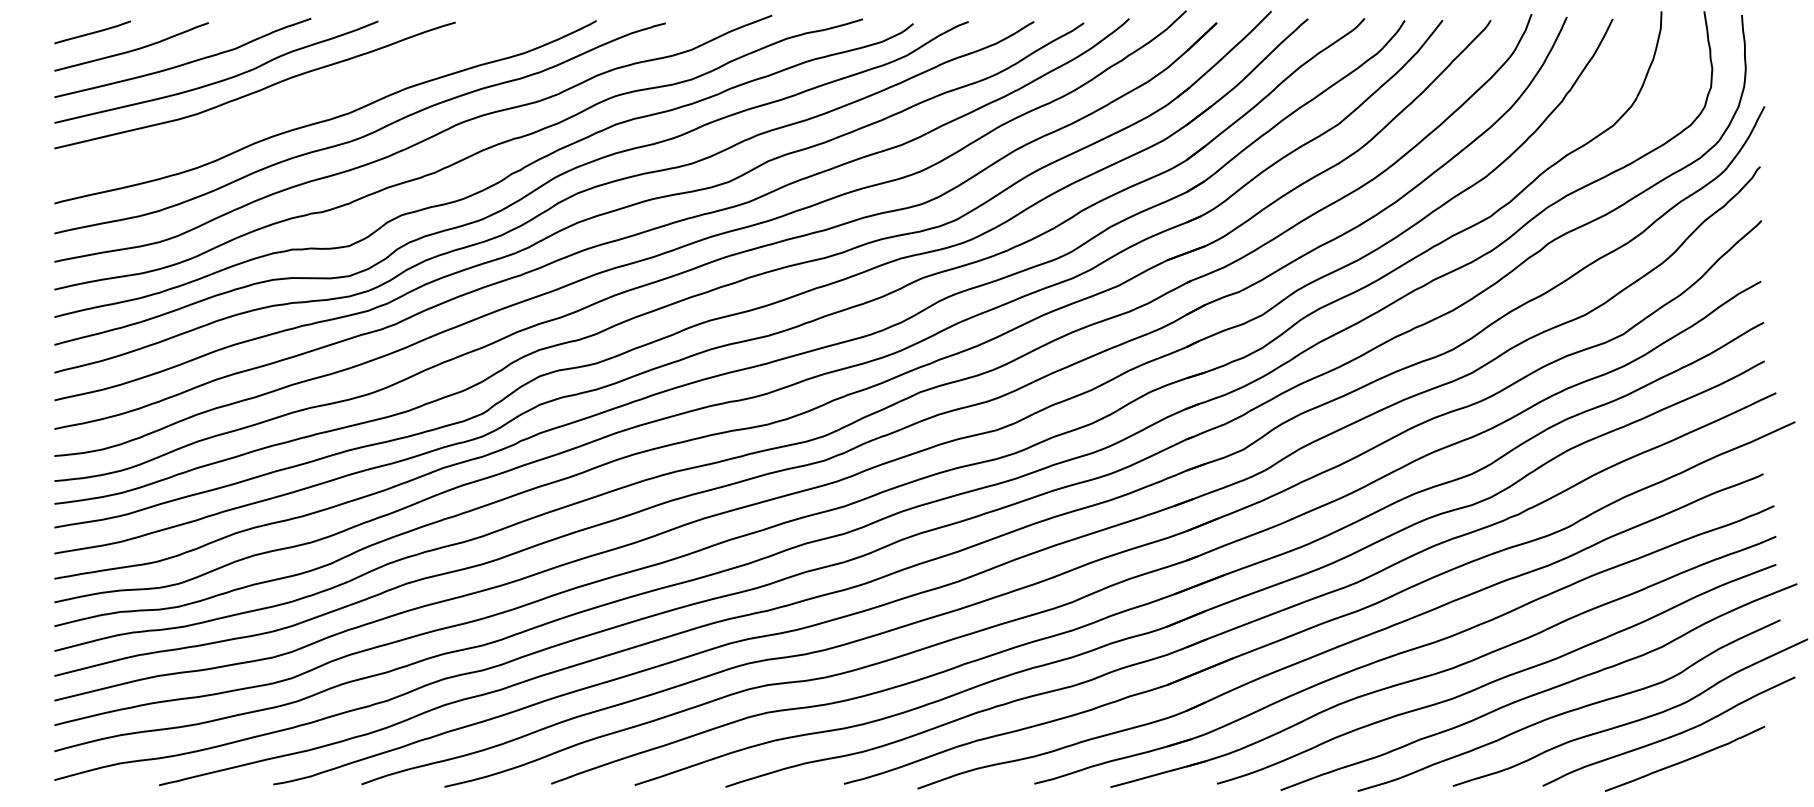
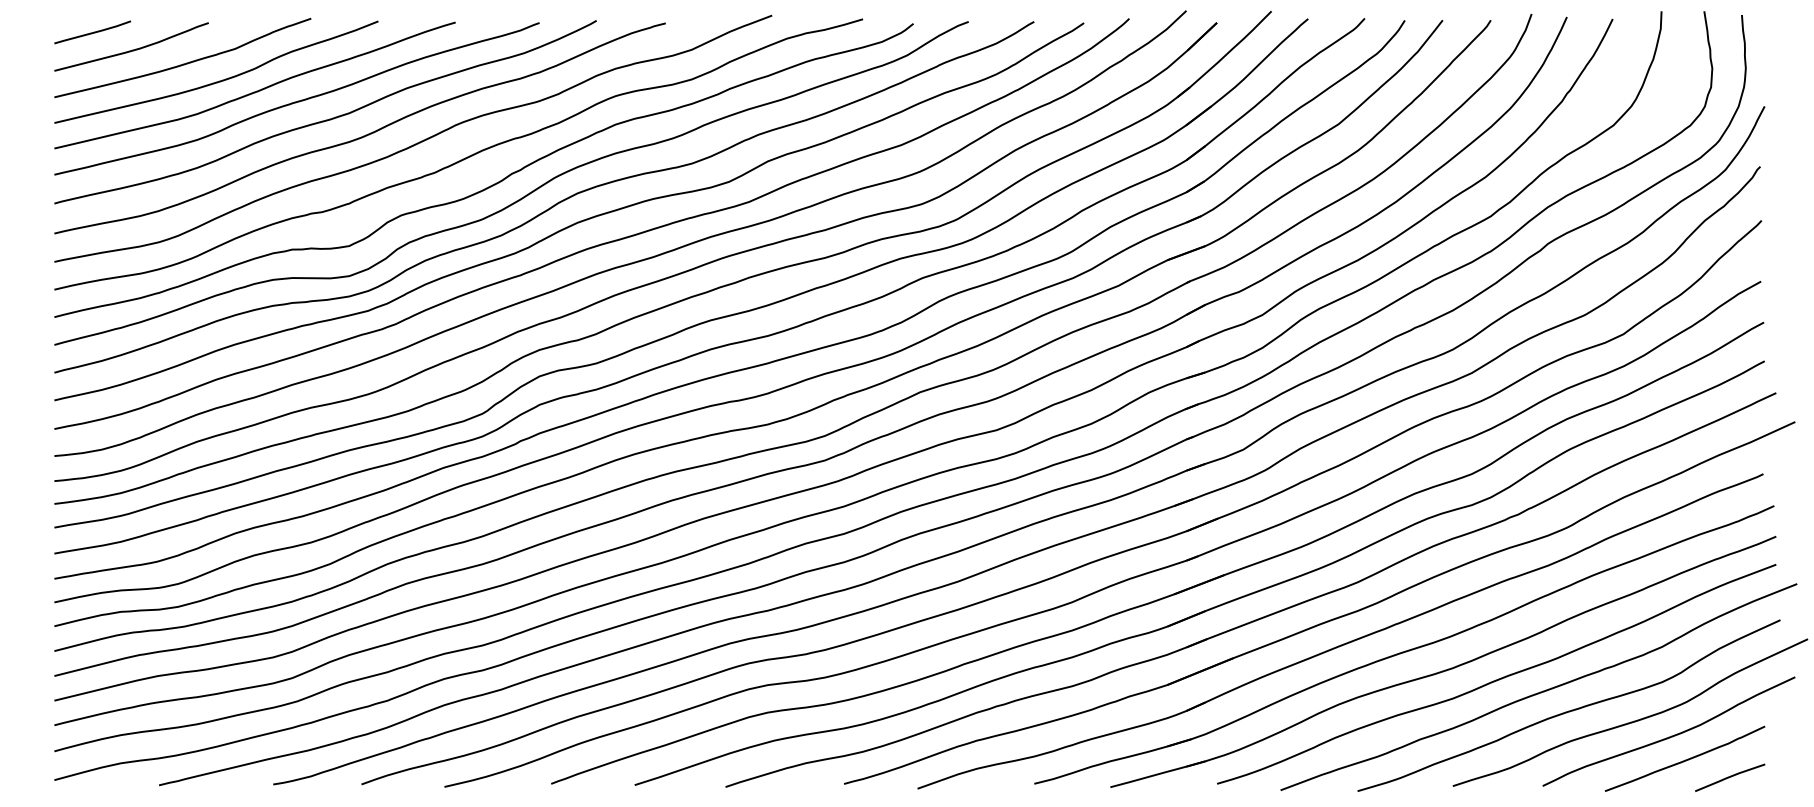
curve: none -> present (297, 100)
line: none -> present (1730, 777)
